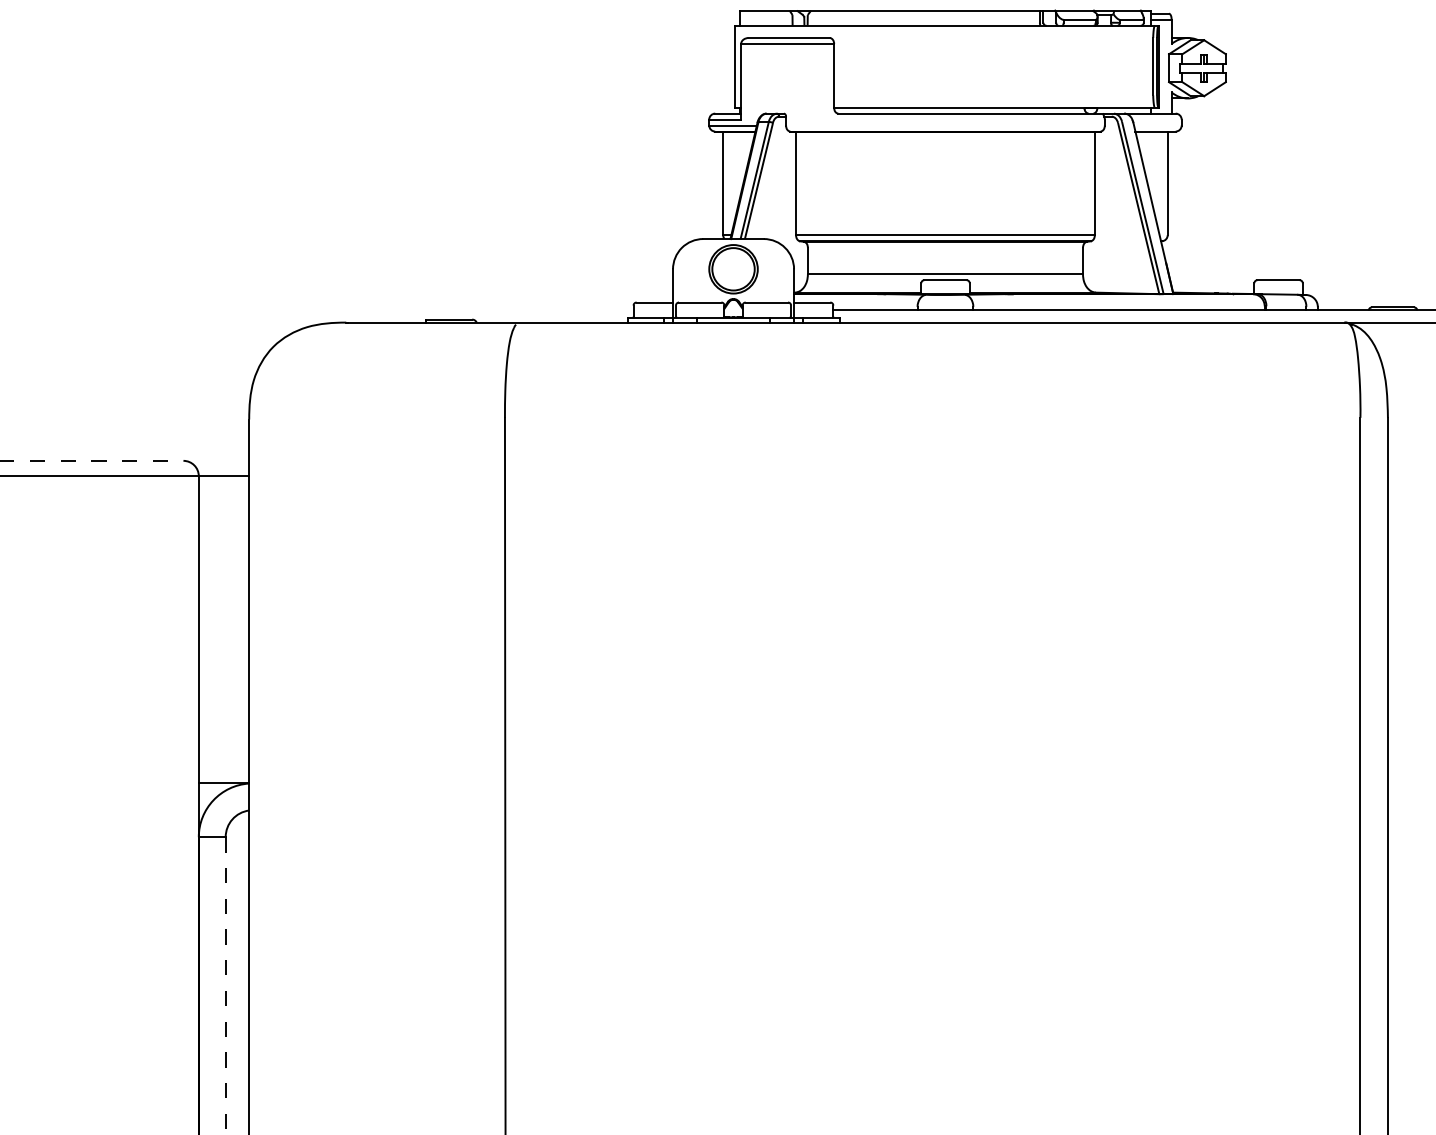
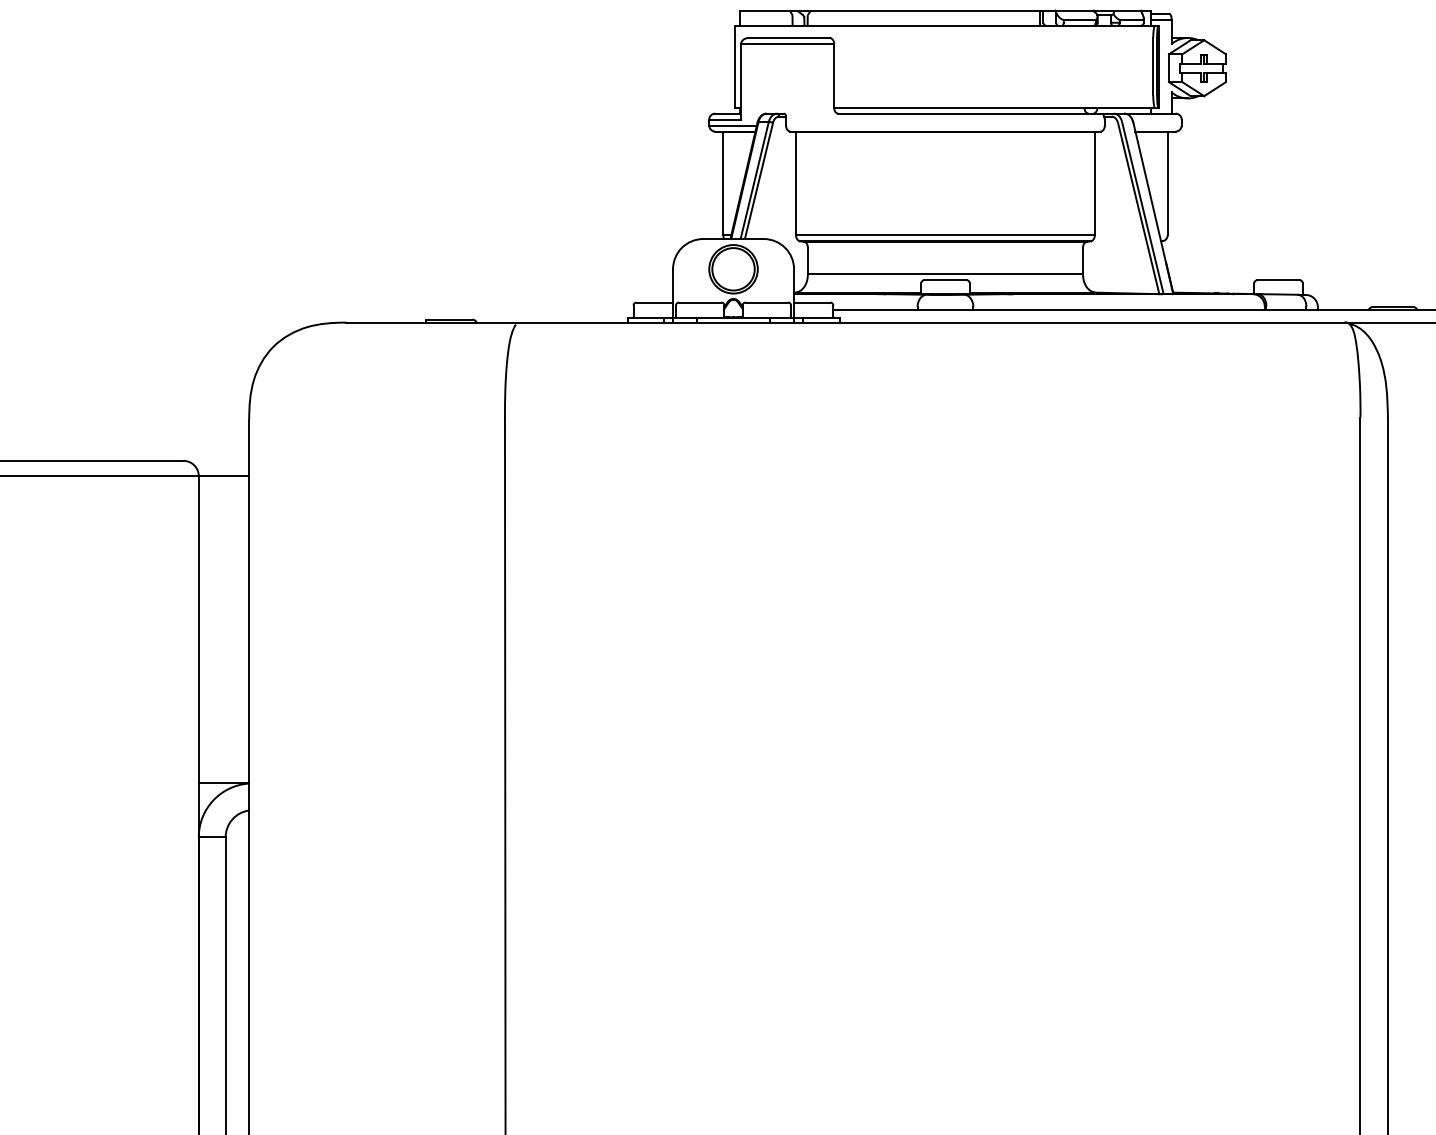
line: dashed -> solid (92, 460)
line: dashed -> solid (225, 986)
